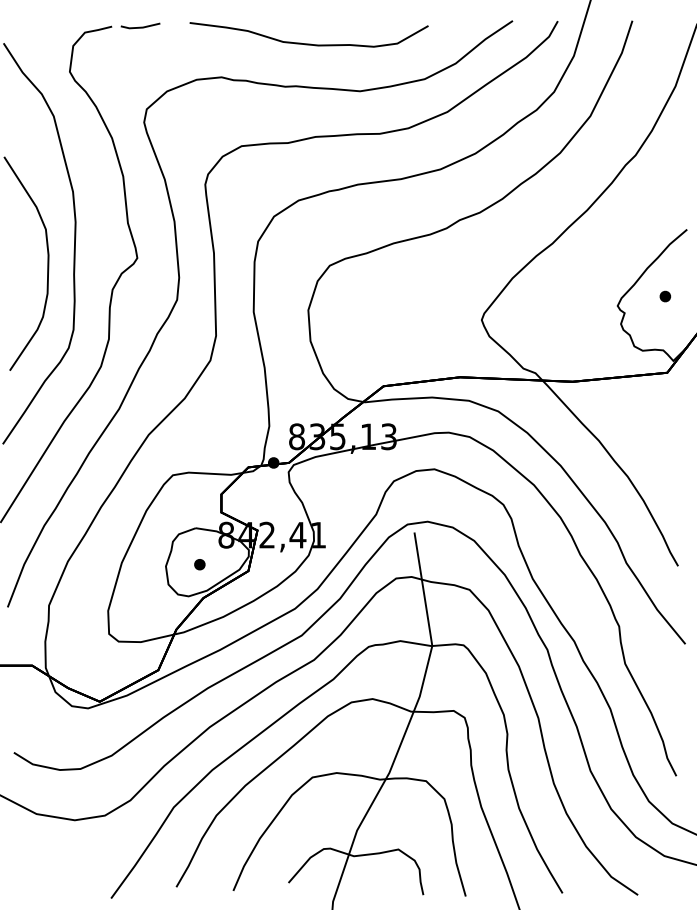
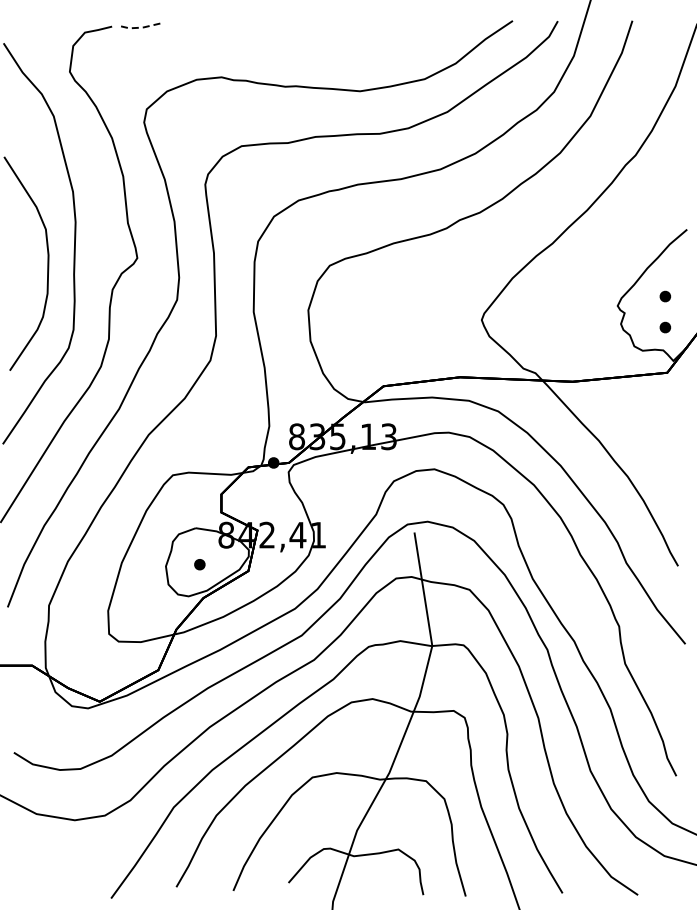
line: solid -> dashed (140, 27)
curve: present -> none (308, 43)
part: none -> present (665, 327)
